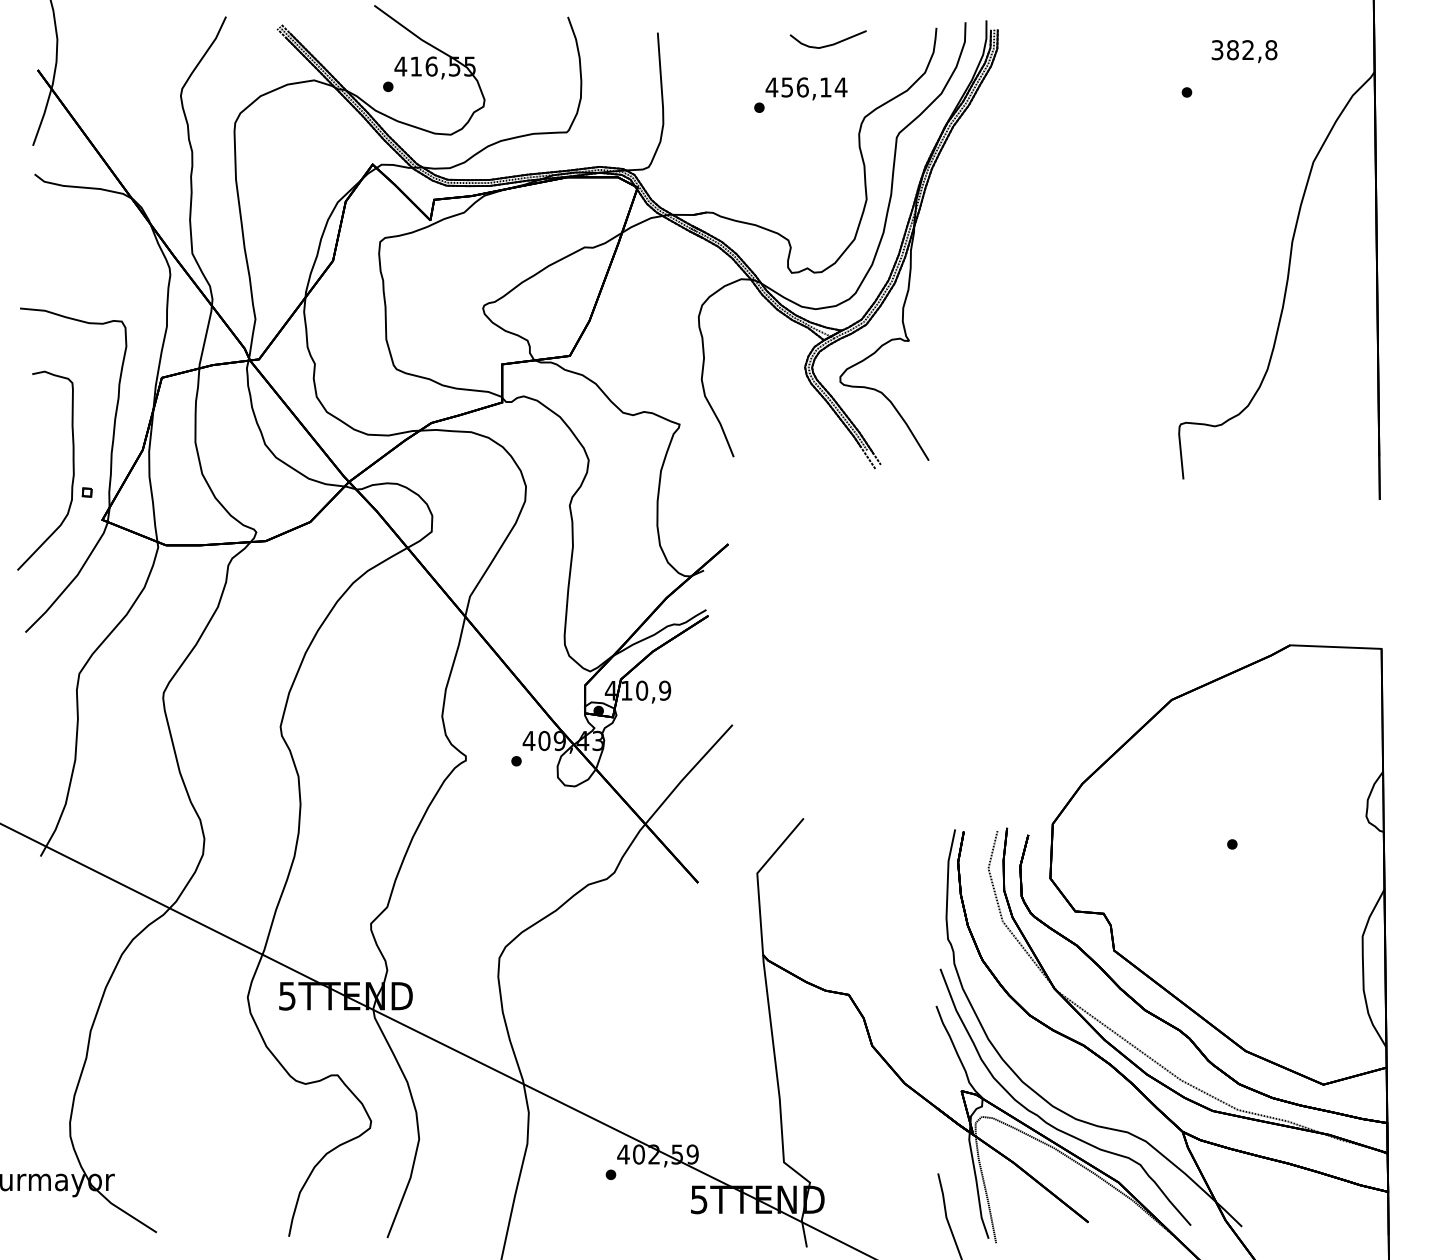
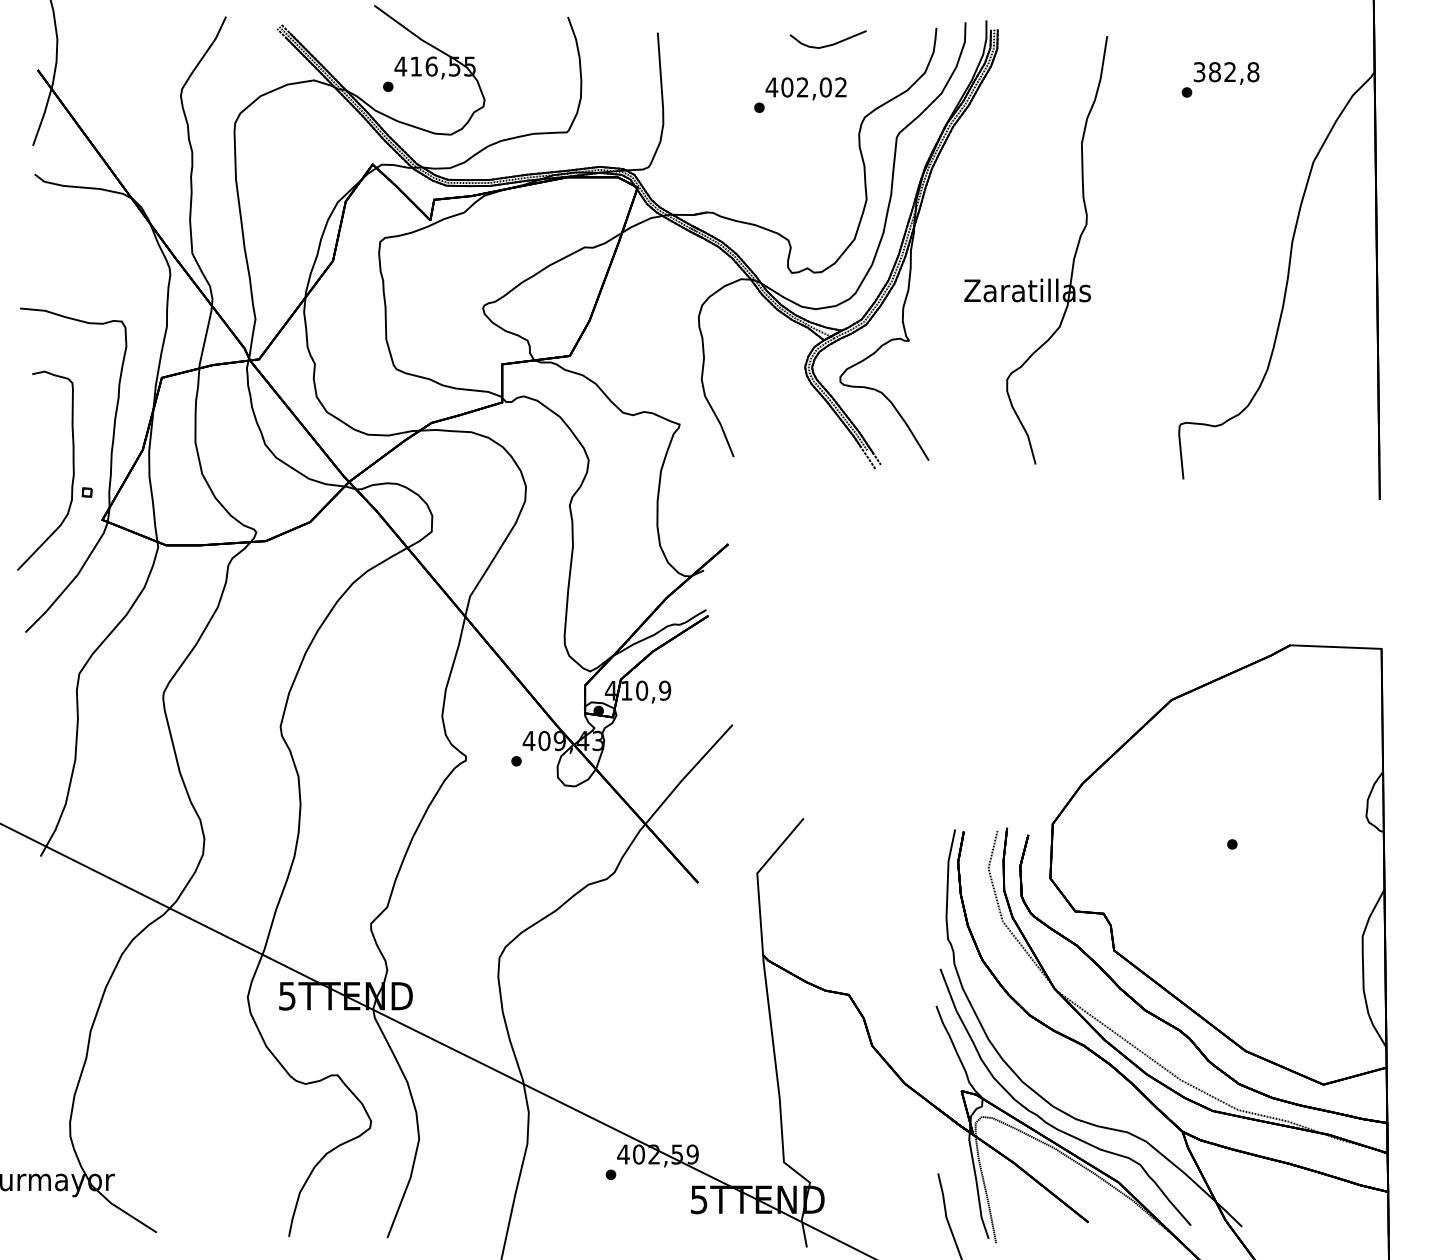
text position: (1244, 51) -> (1226, 73) (1226, 73)
text: 456,14 -> 402,02 (814, 87)
part: none -> present (1040, 278)
